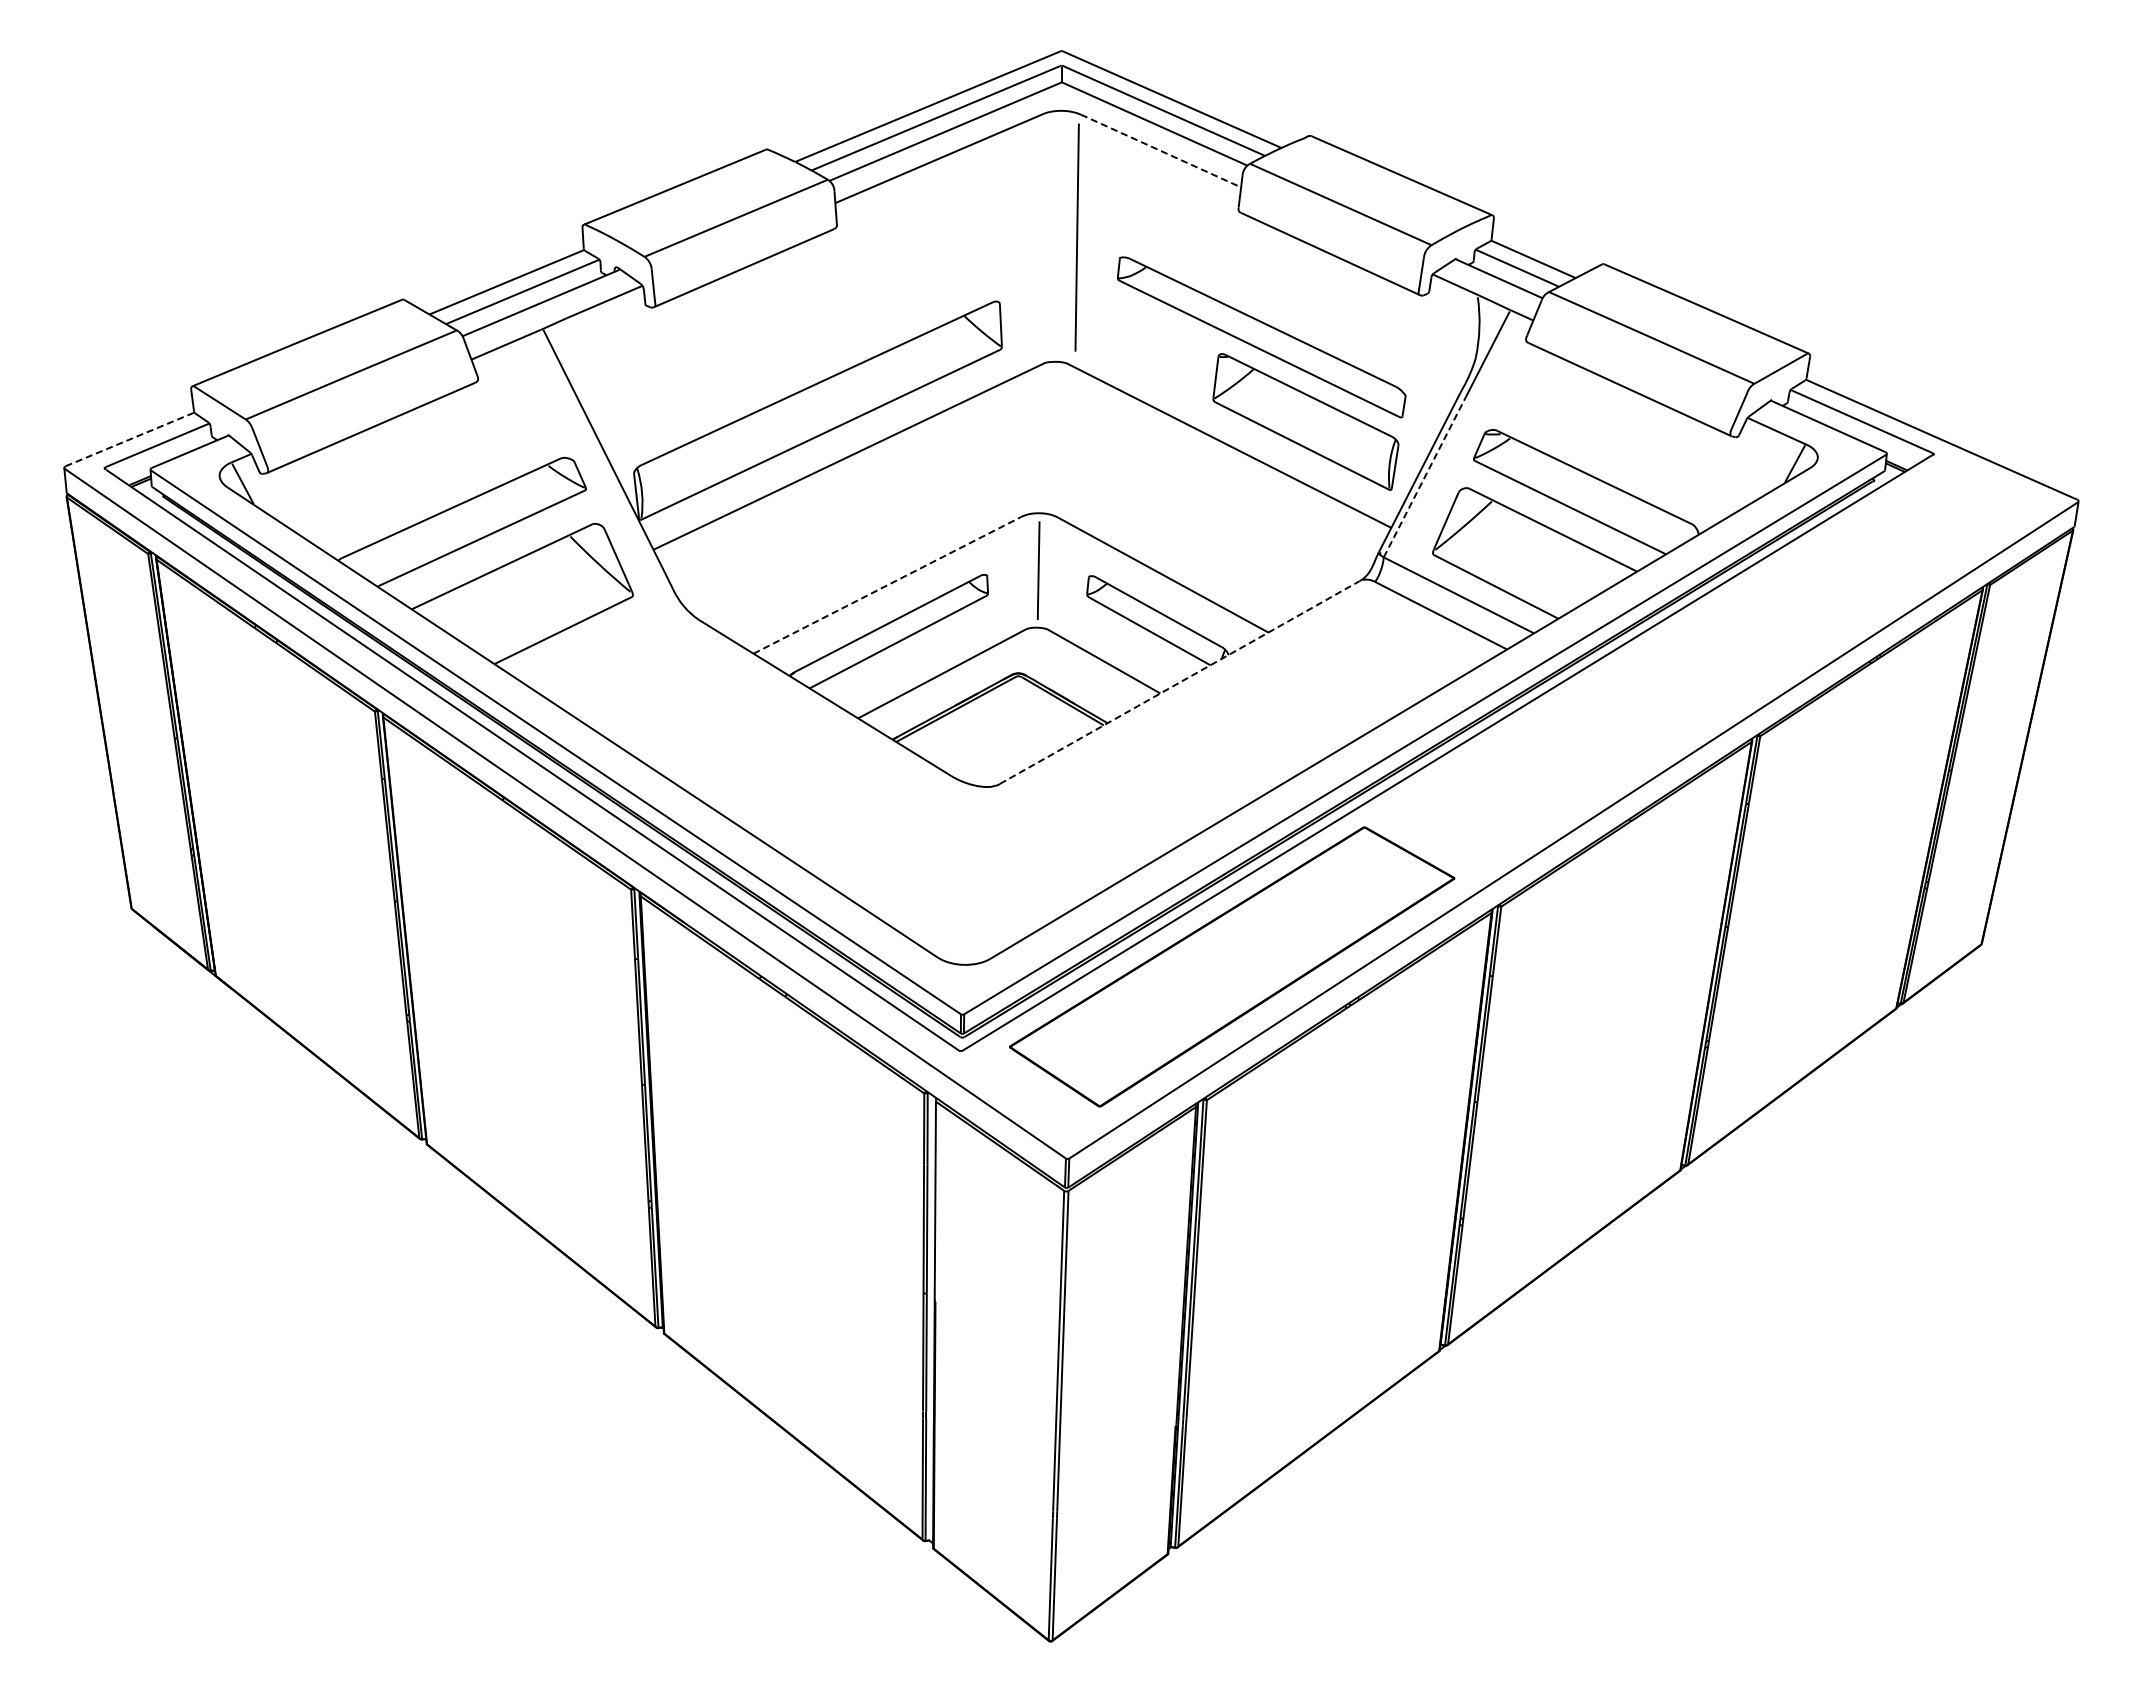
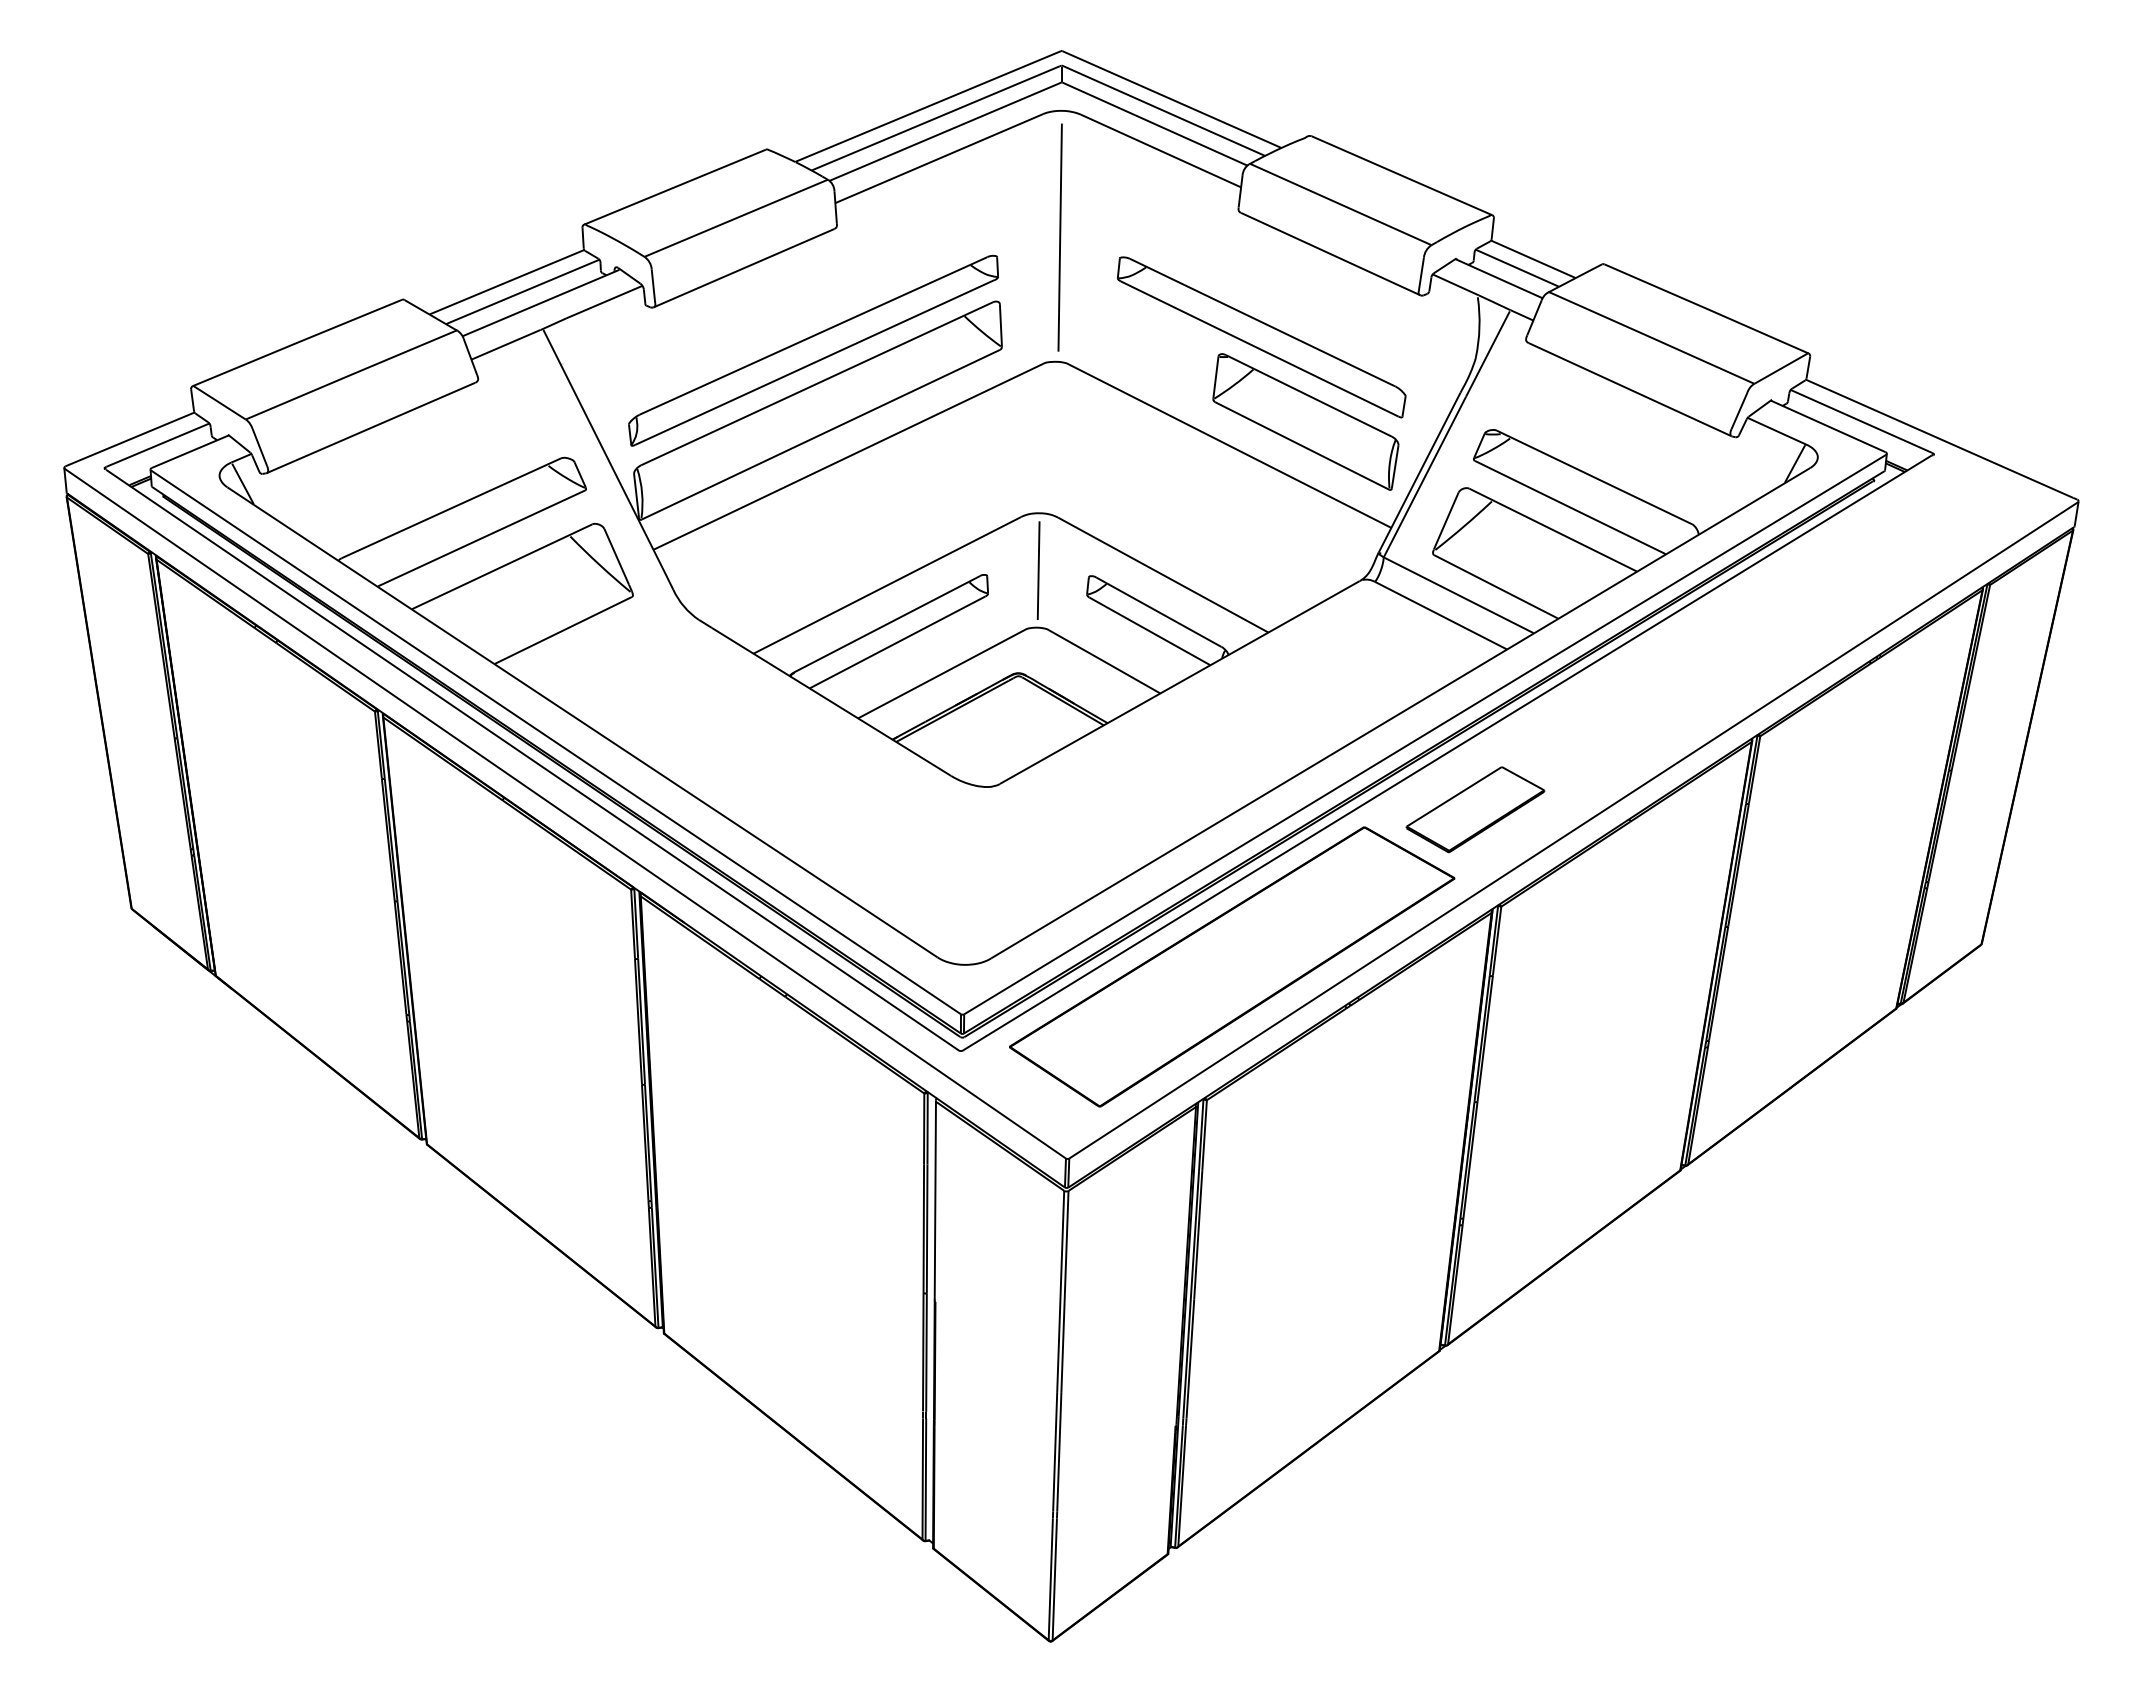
line: dashed -> solid (1161, 151)
line position: (1076, 237) -> (1059, 237) (1059, 237)
part: none -> present (813, 350)
line: dashed -> solid (130, 439)
line: dashed -> solid (1425, 476)
line: dashed -> solid (887, 585)
line: dashed -> solid (1180, 682)
part: none -> present (1475, 809)
